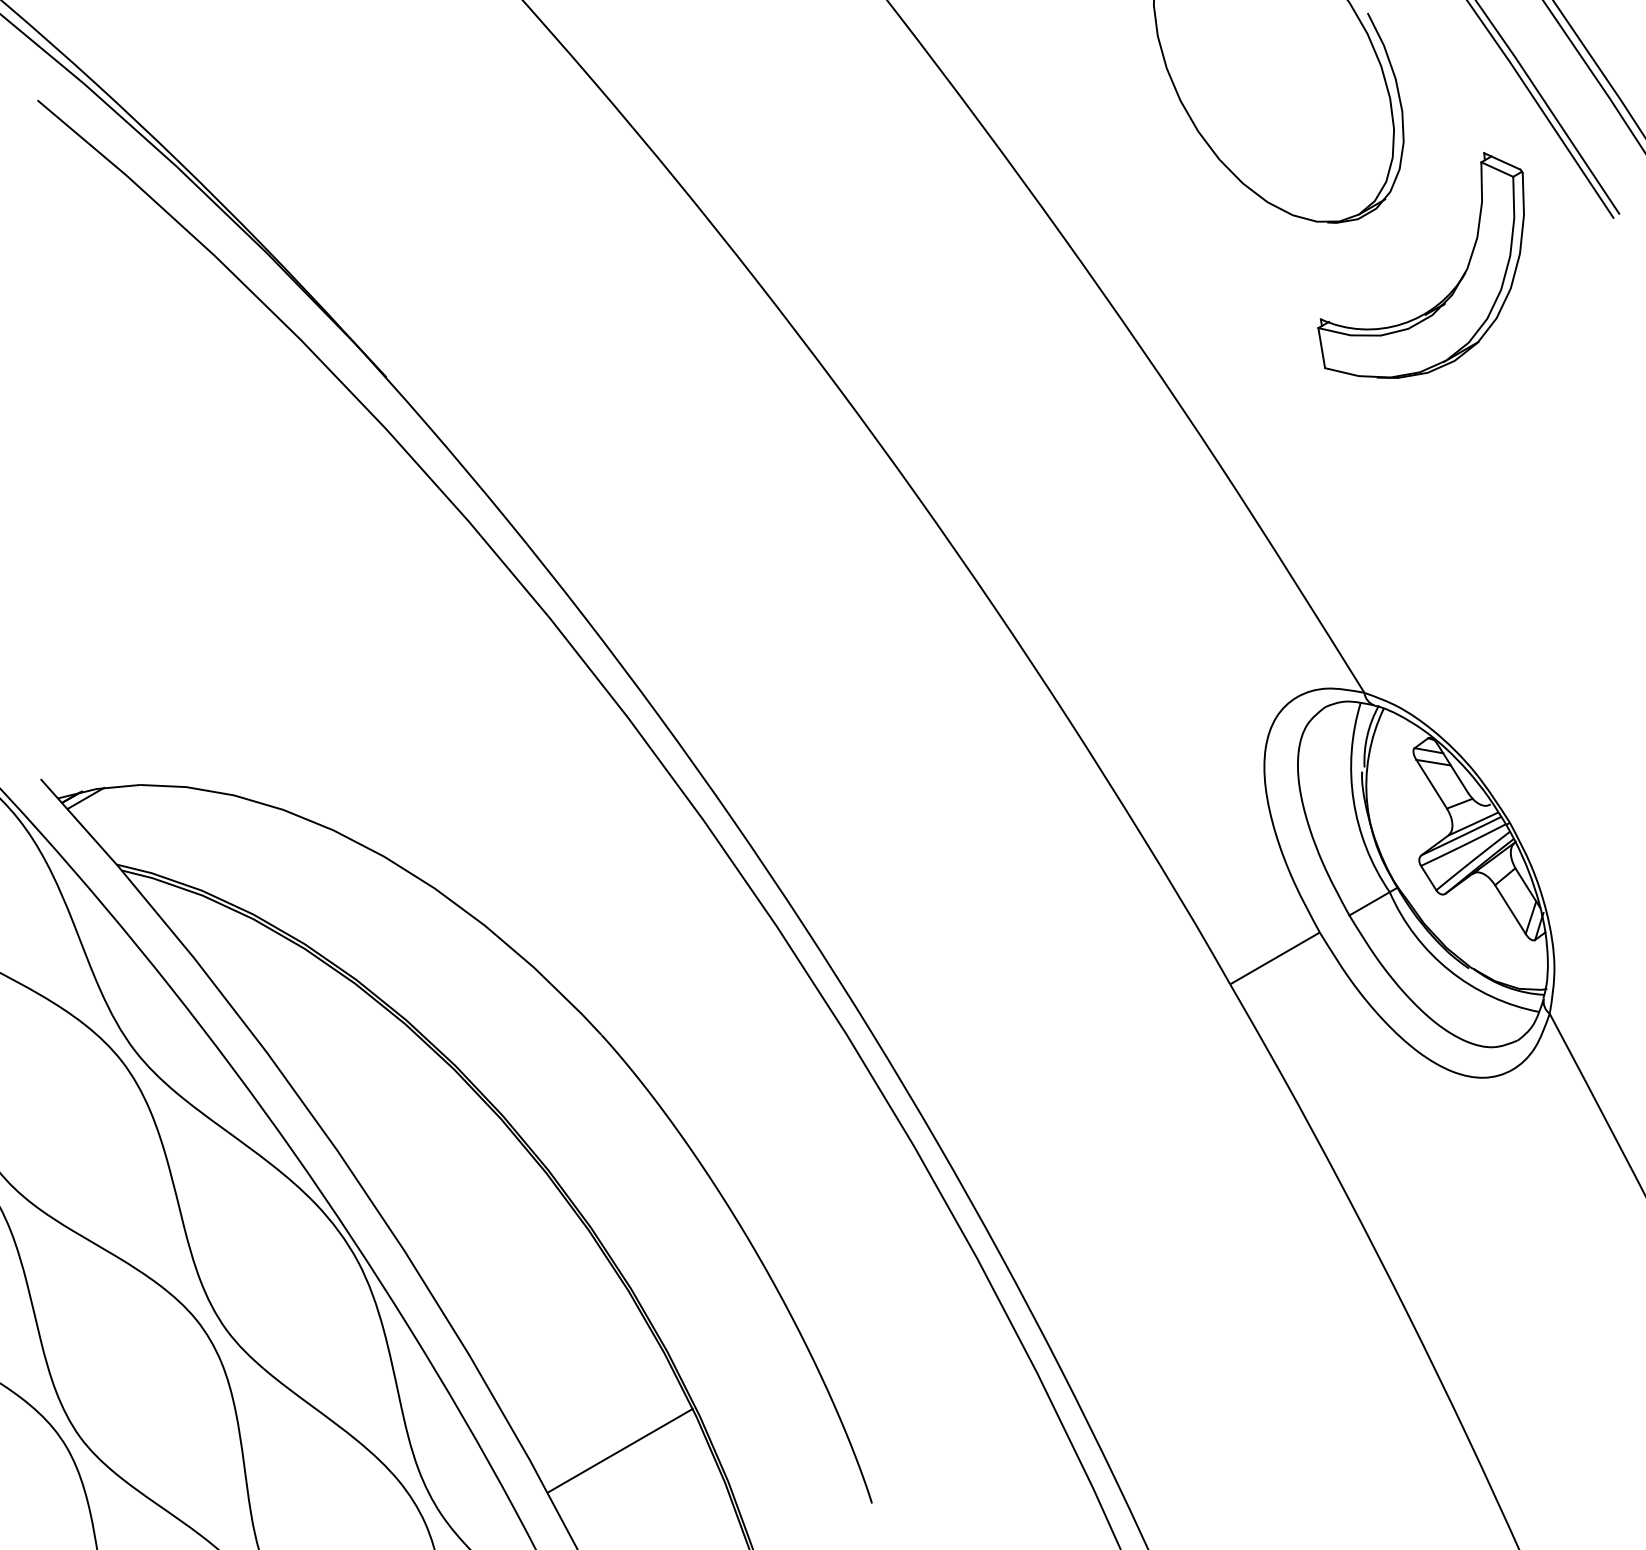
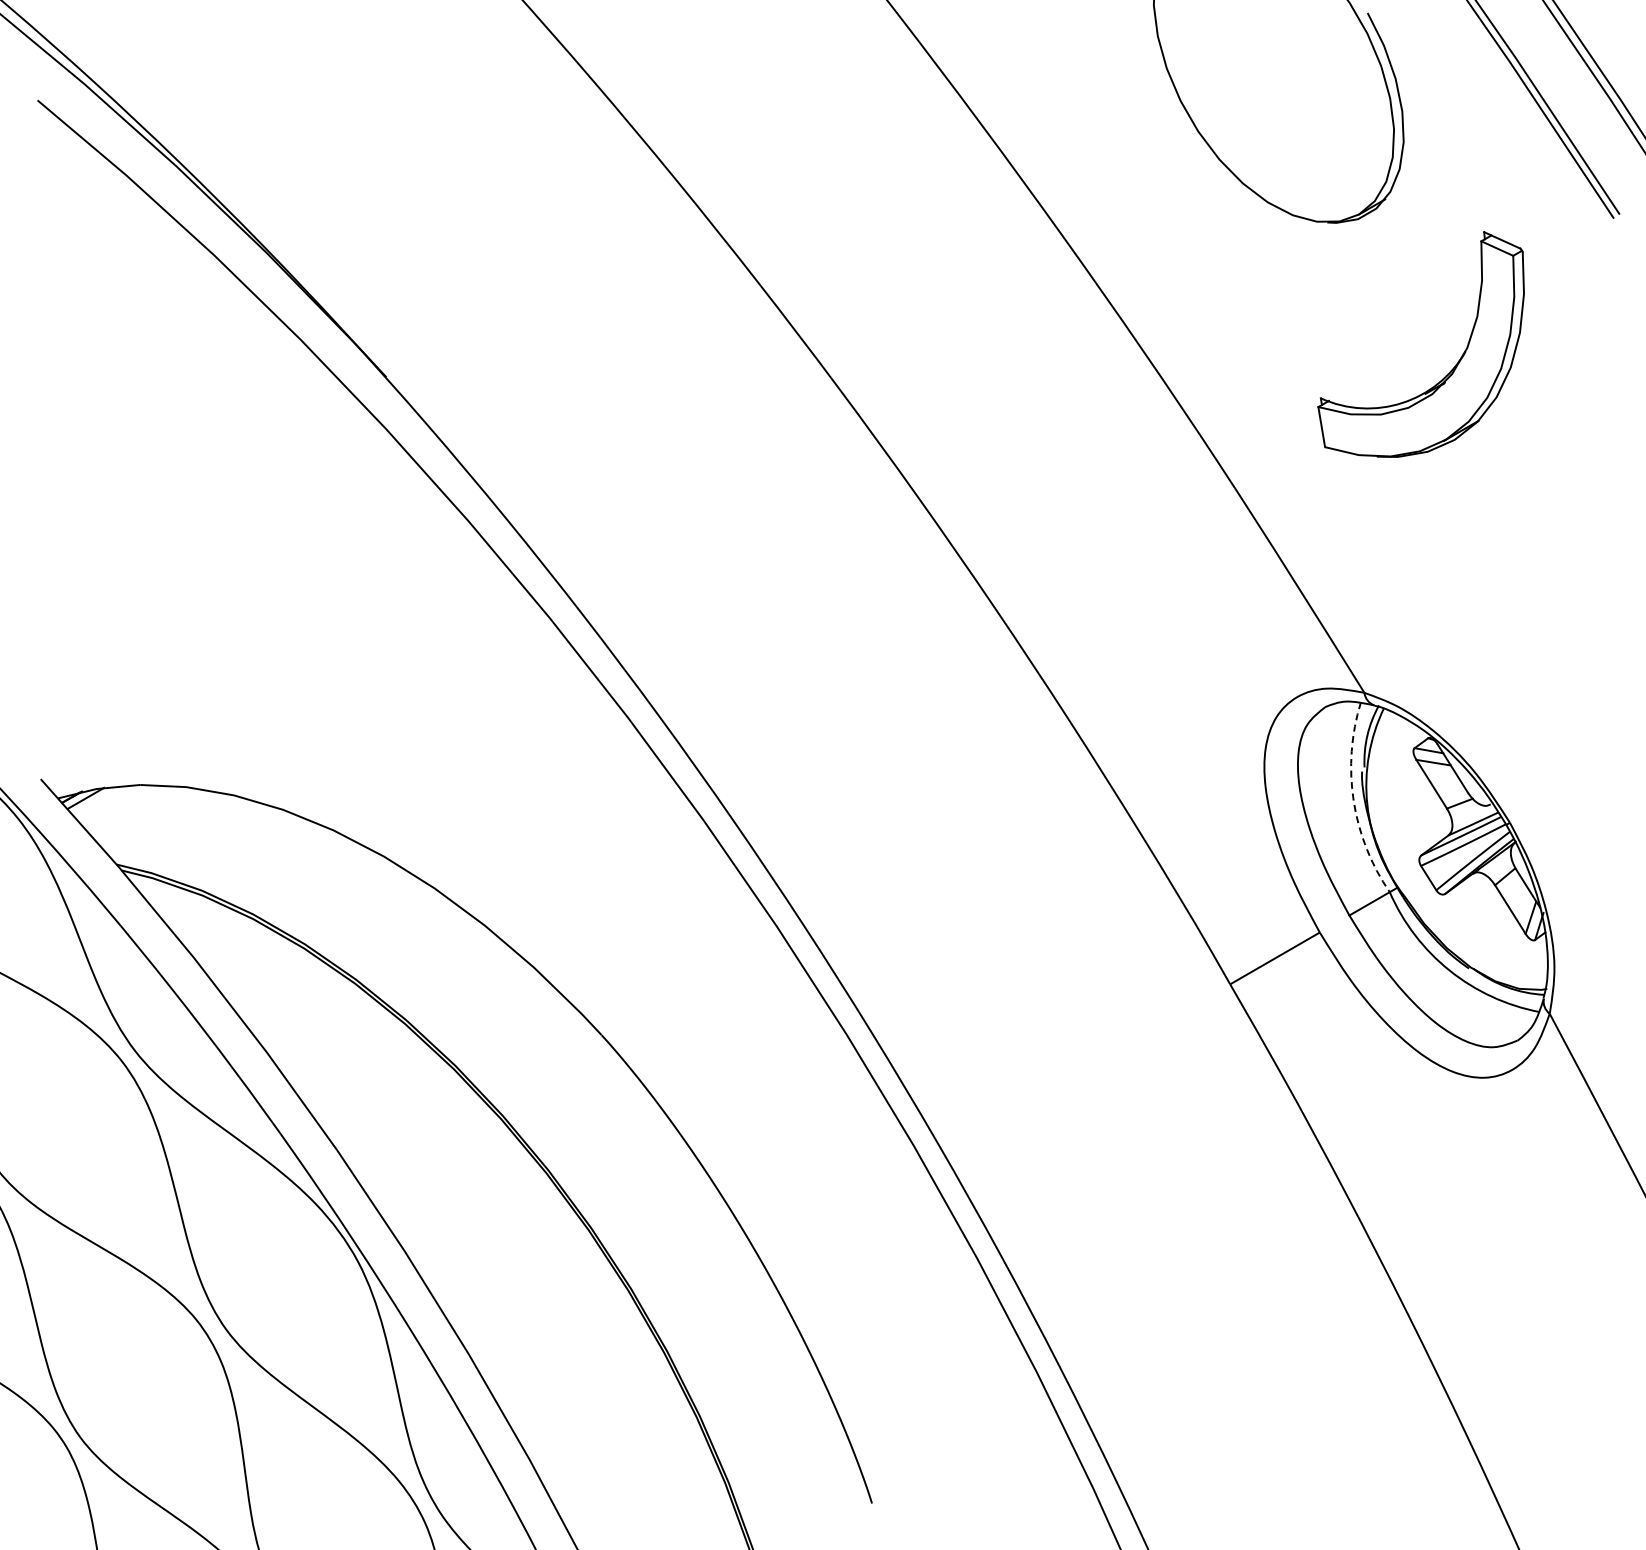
part position: (1449, 292) -> (1449, 371) (1449, 371)
arc: solid -> dashed (1353, 800)
line: present -> none (619, 1450)
